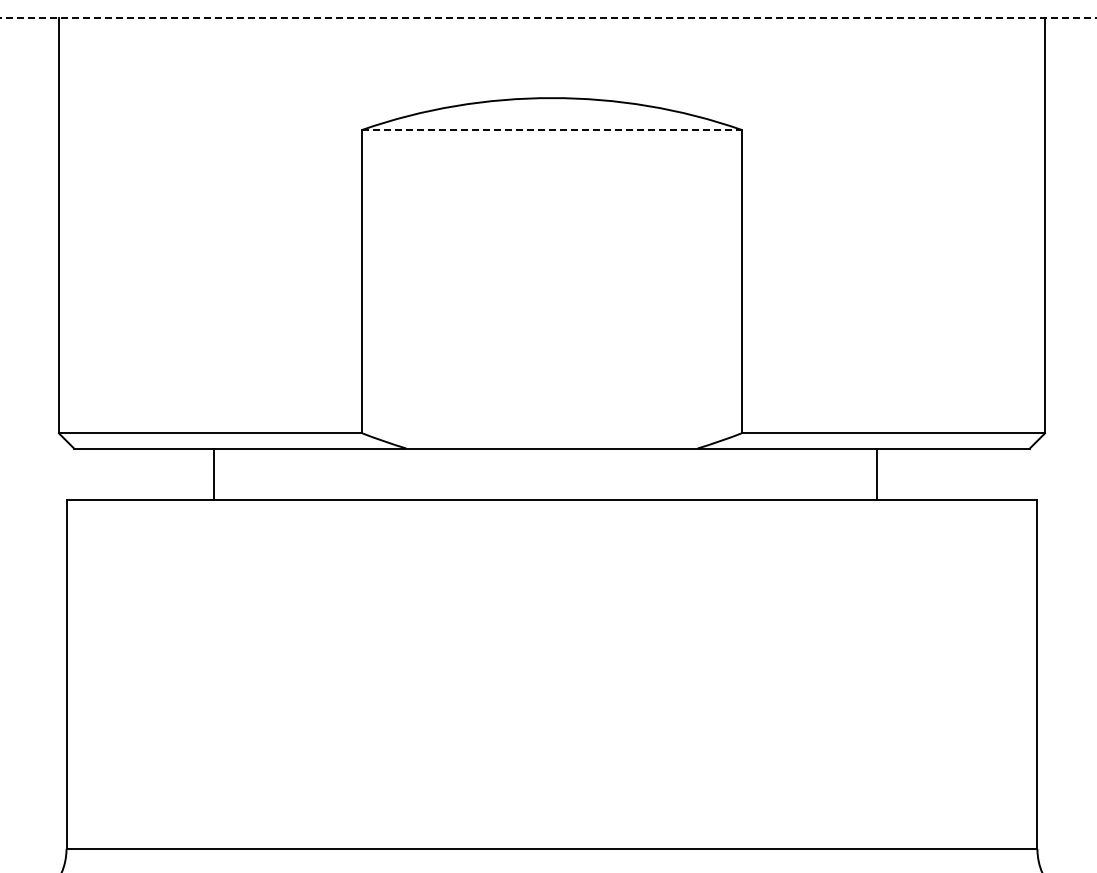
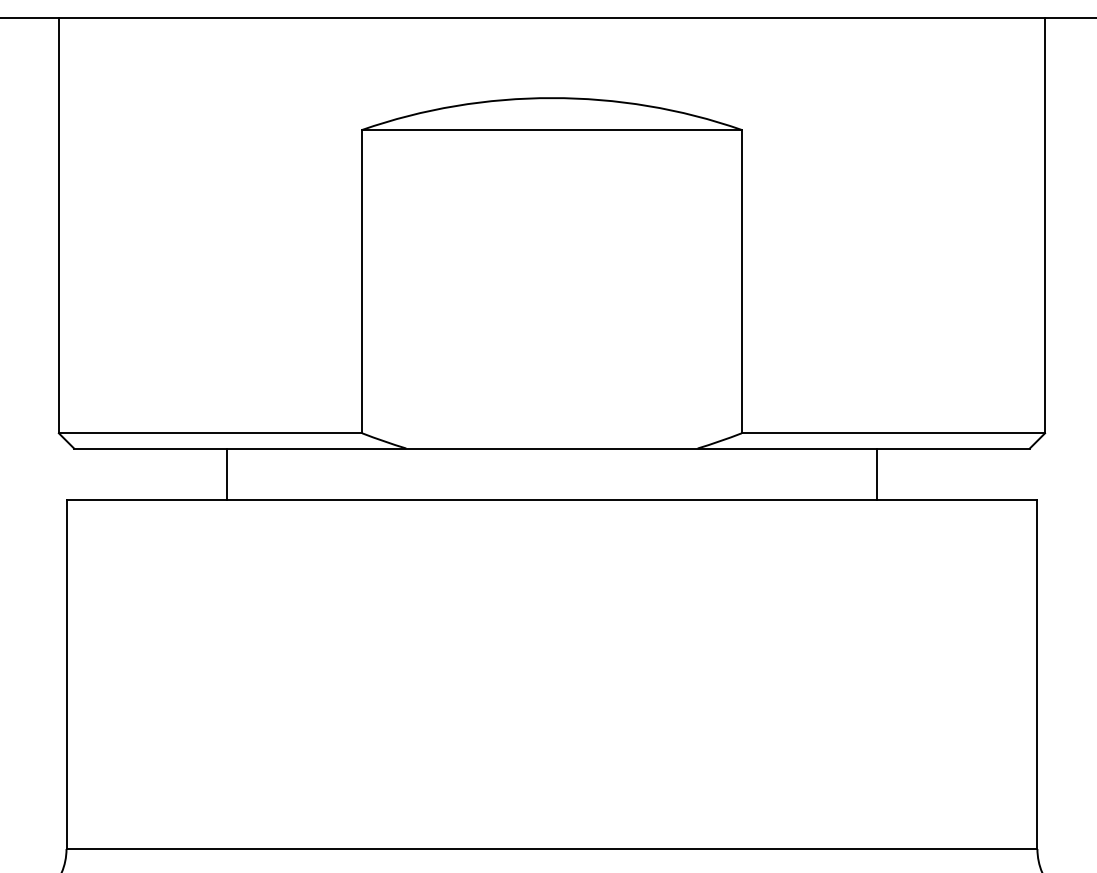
line: dashed -> solid (548, 17)
line: dashed -> solid (551, 129)
line position: (214, 474) -> (227, 474) (227, 474)
